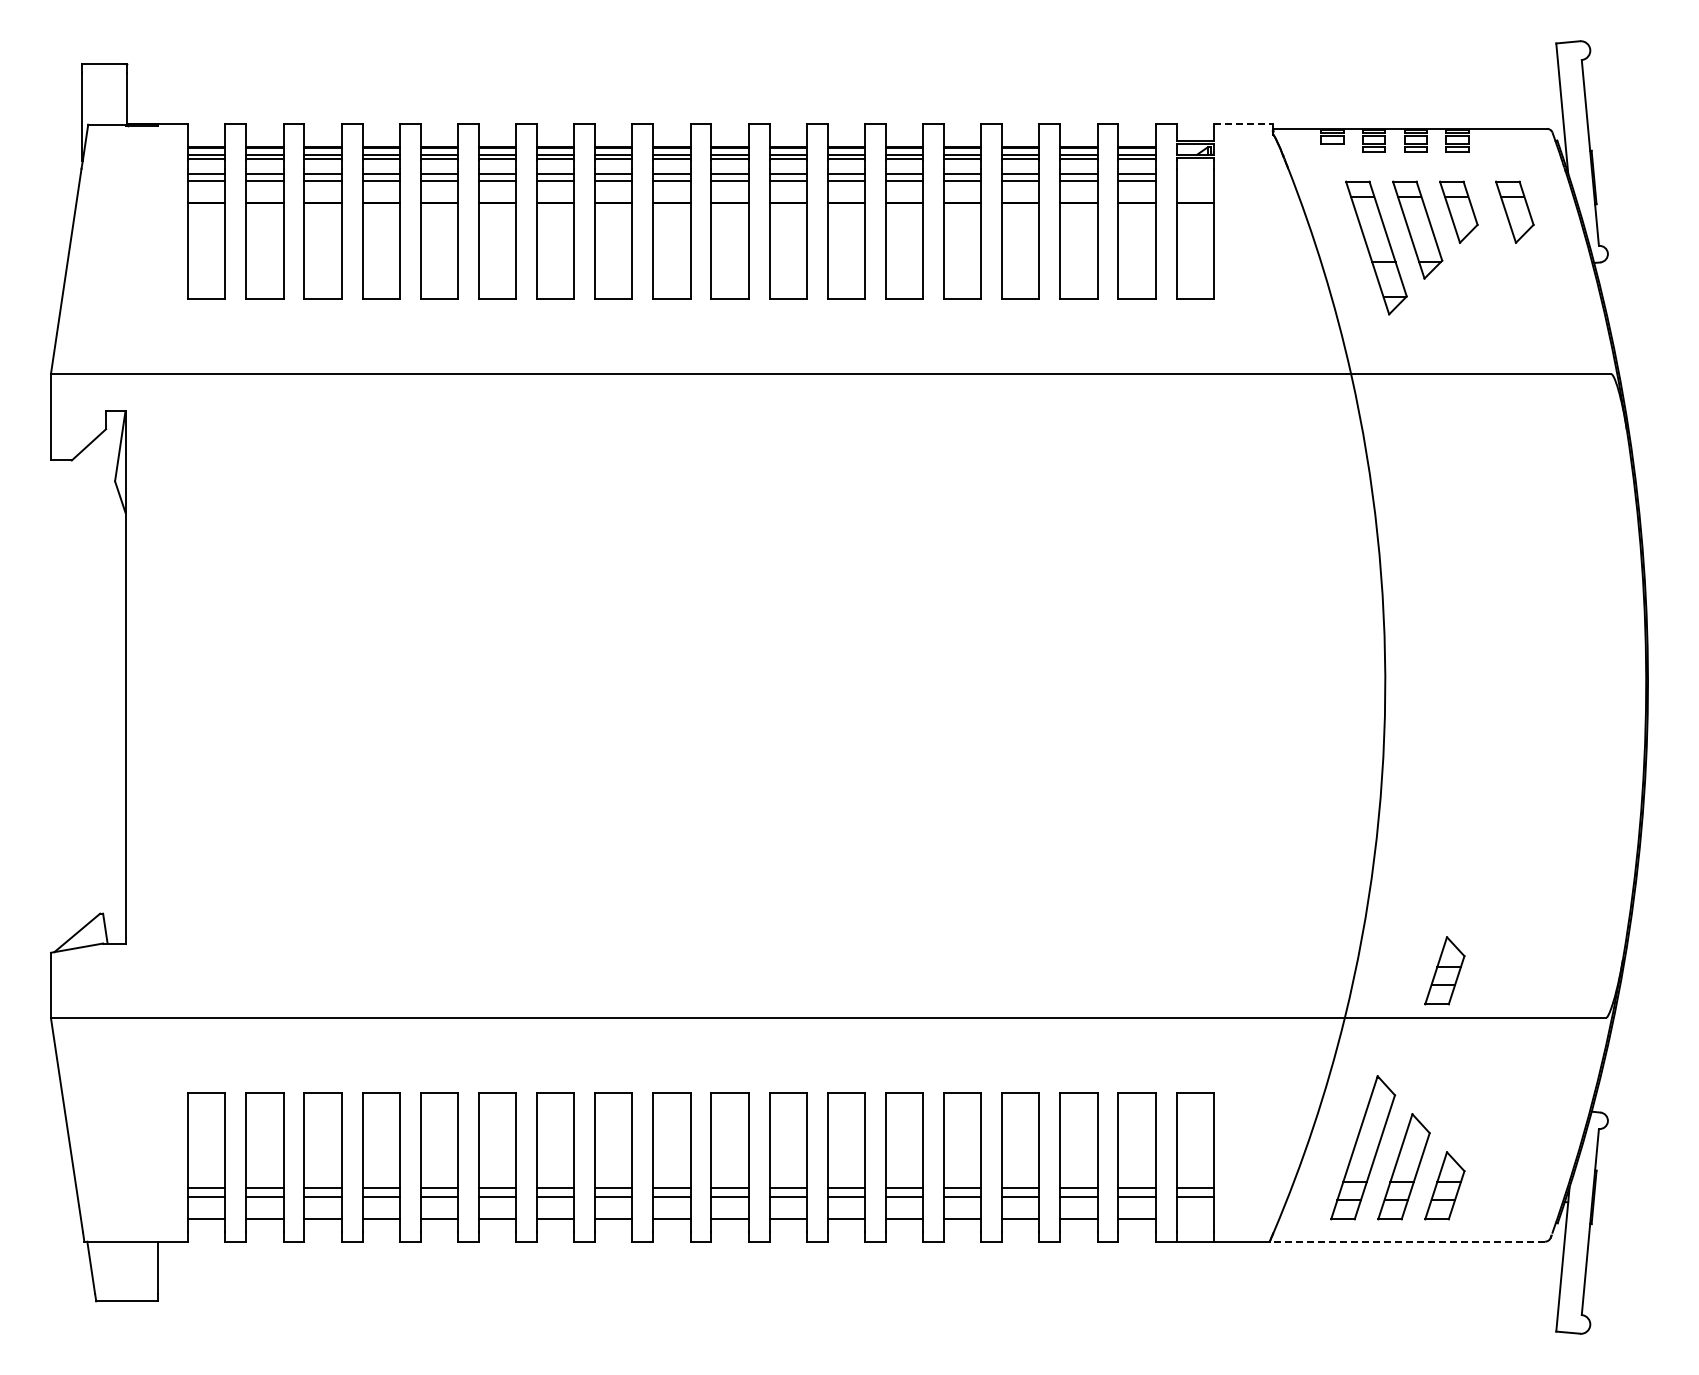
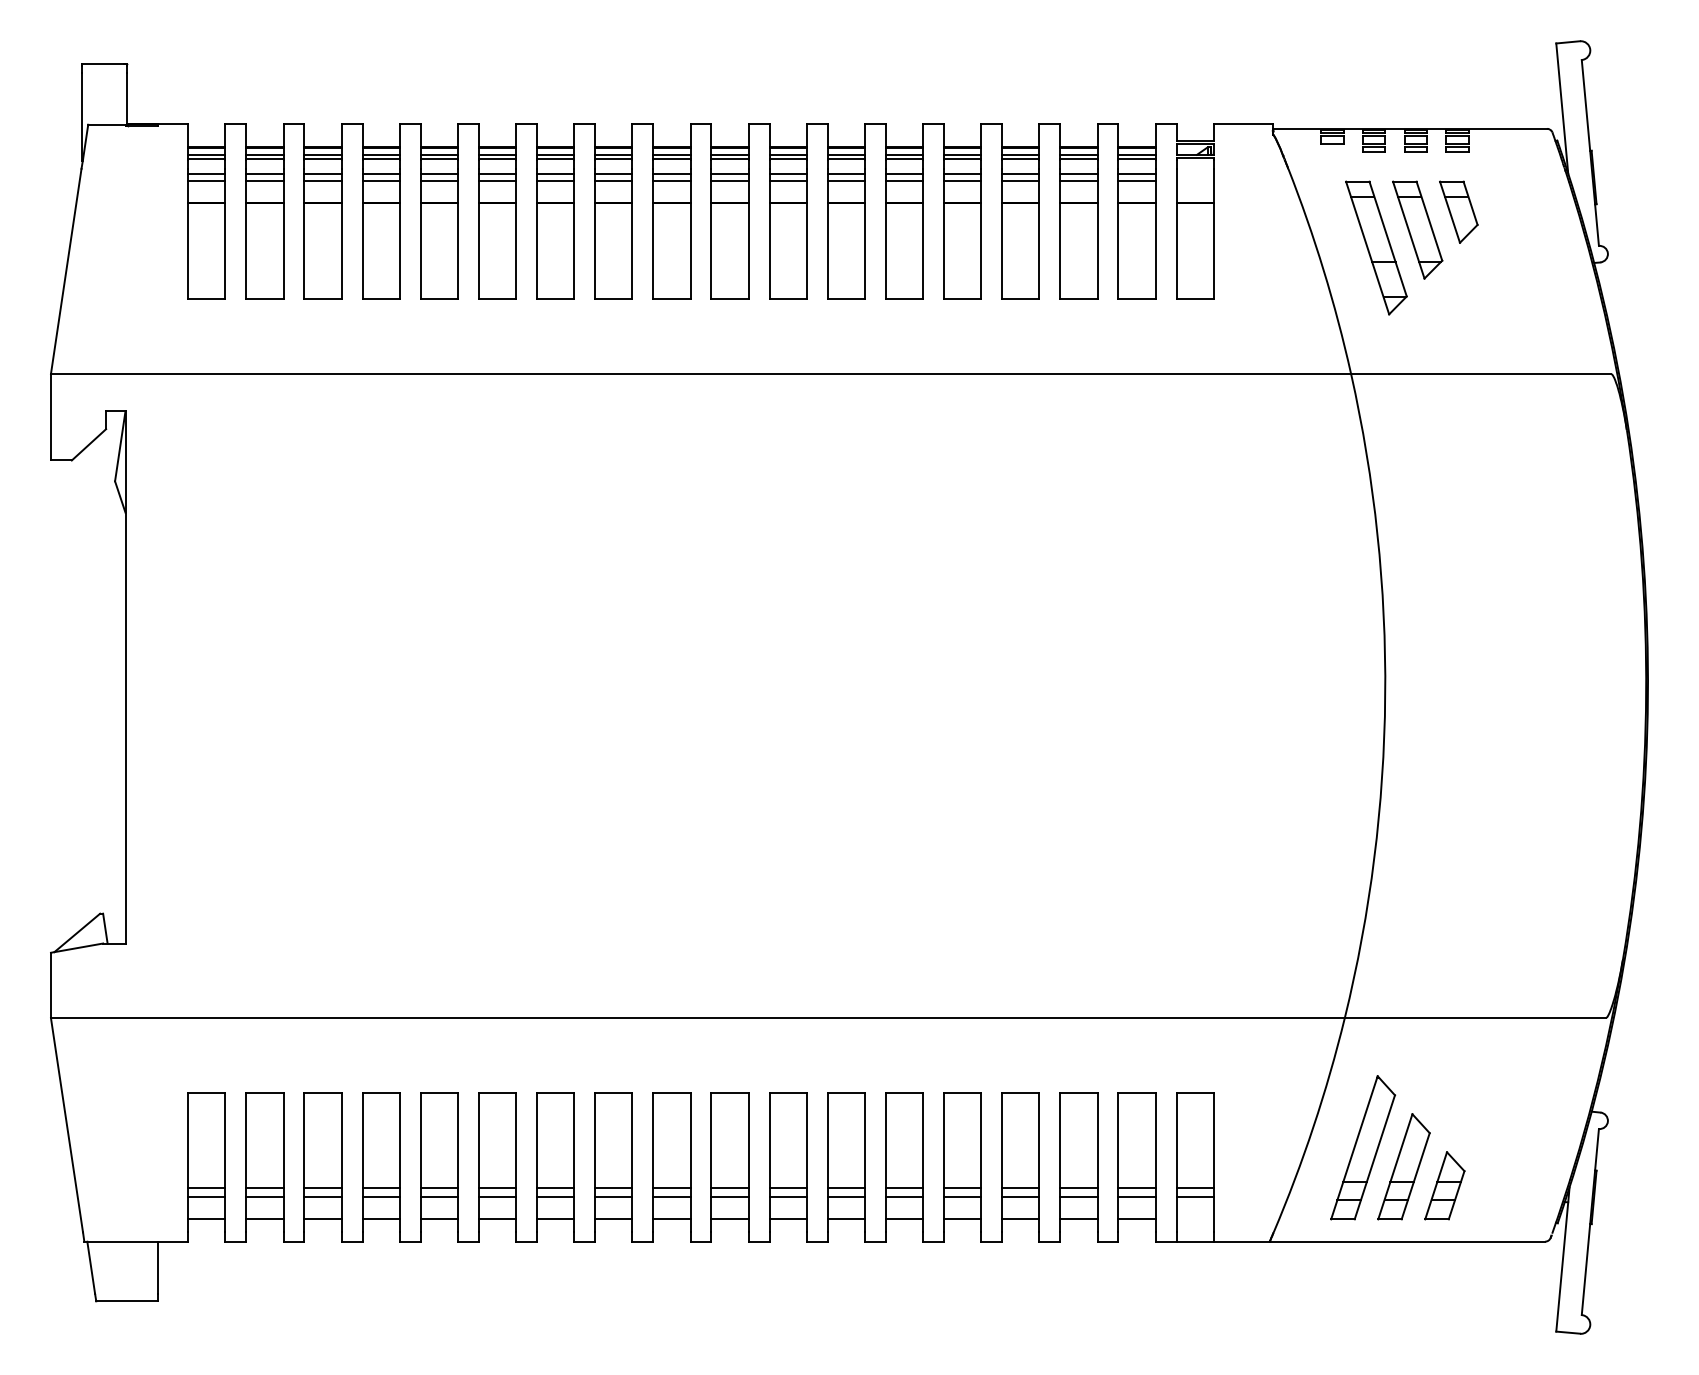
line: dashed -> solid (1243, 123)
part: present -> none (1514, 211)
part: present -> none (1444, 970)
line: dashed -> solid (1407, 1241)
